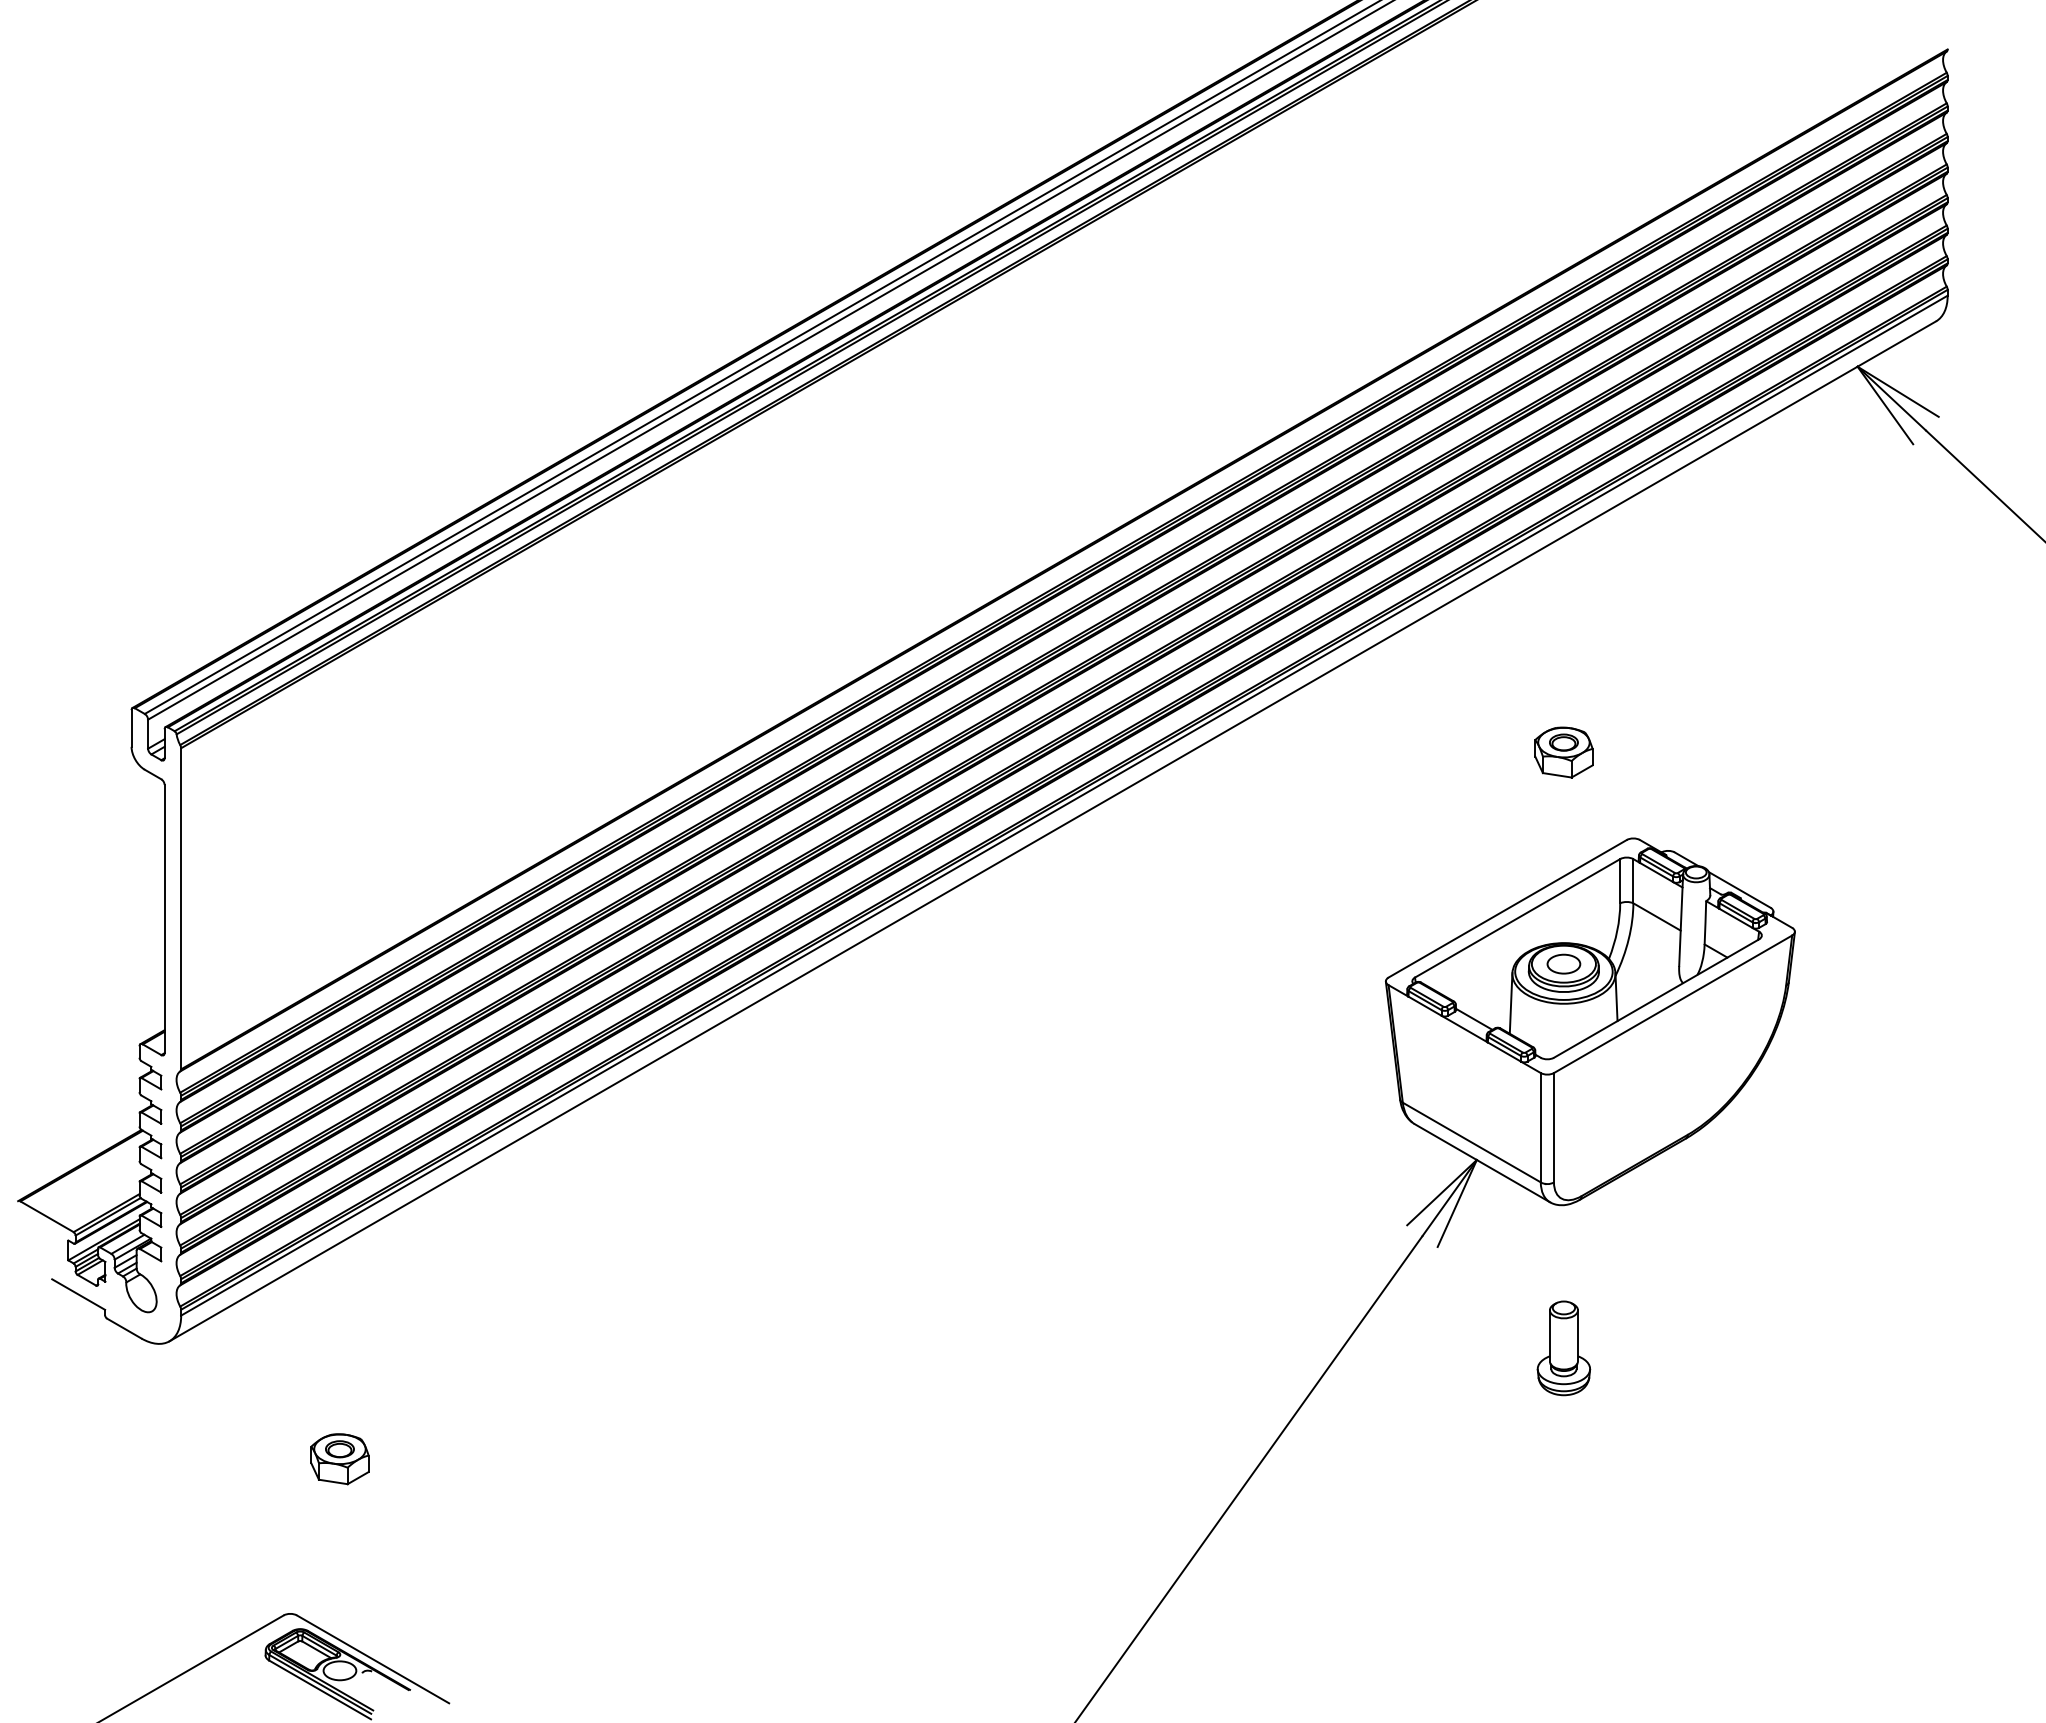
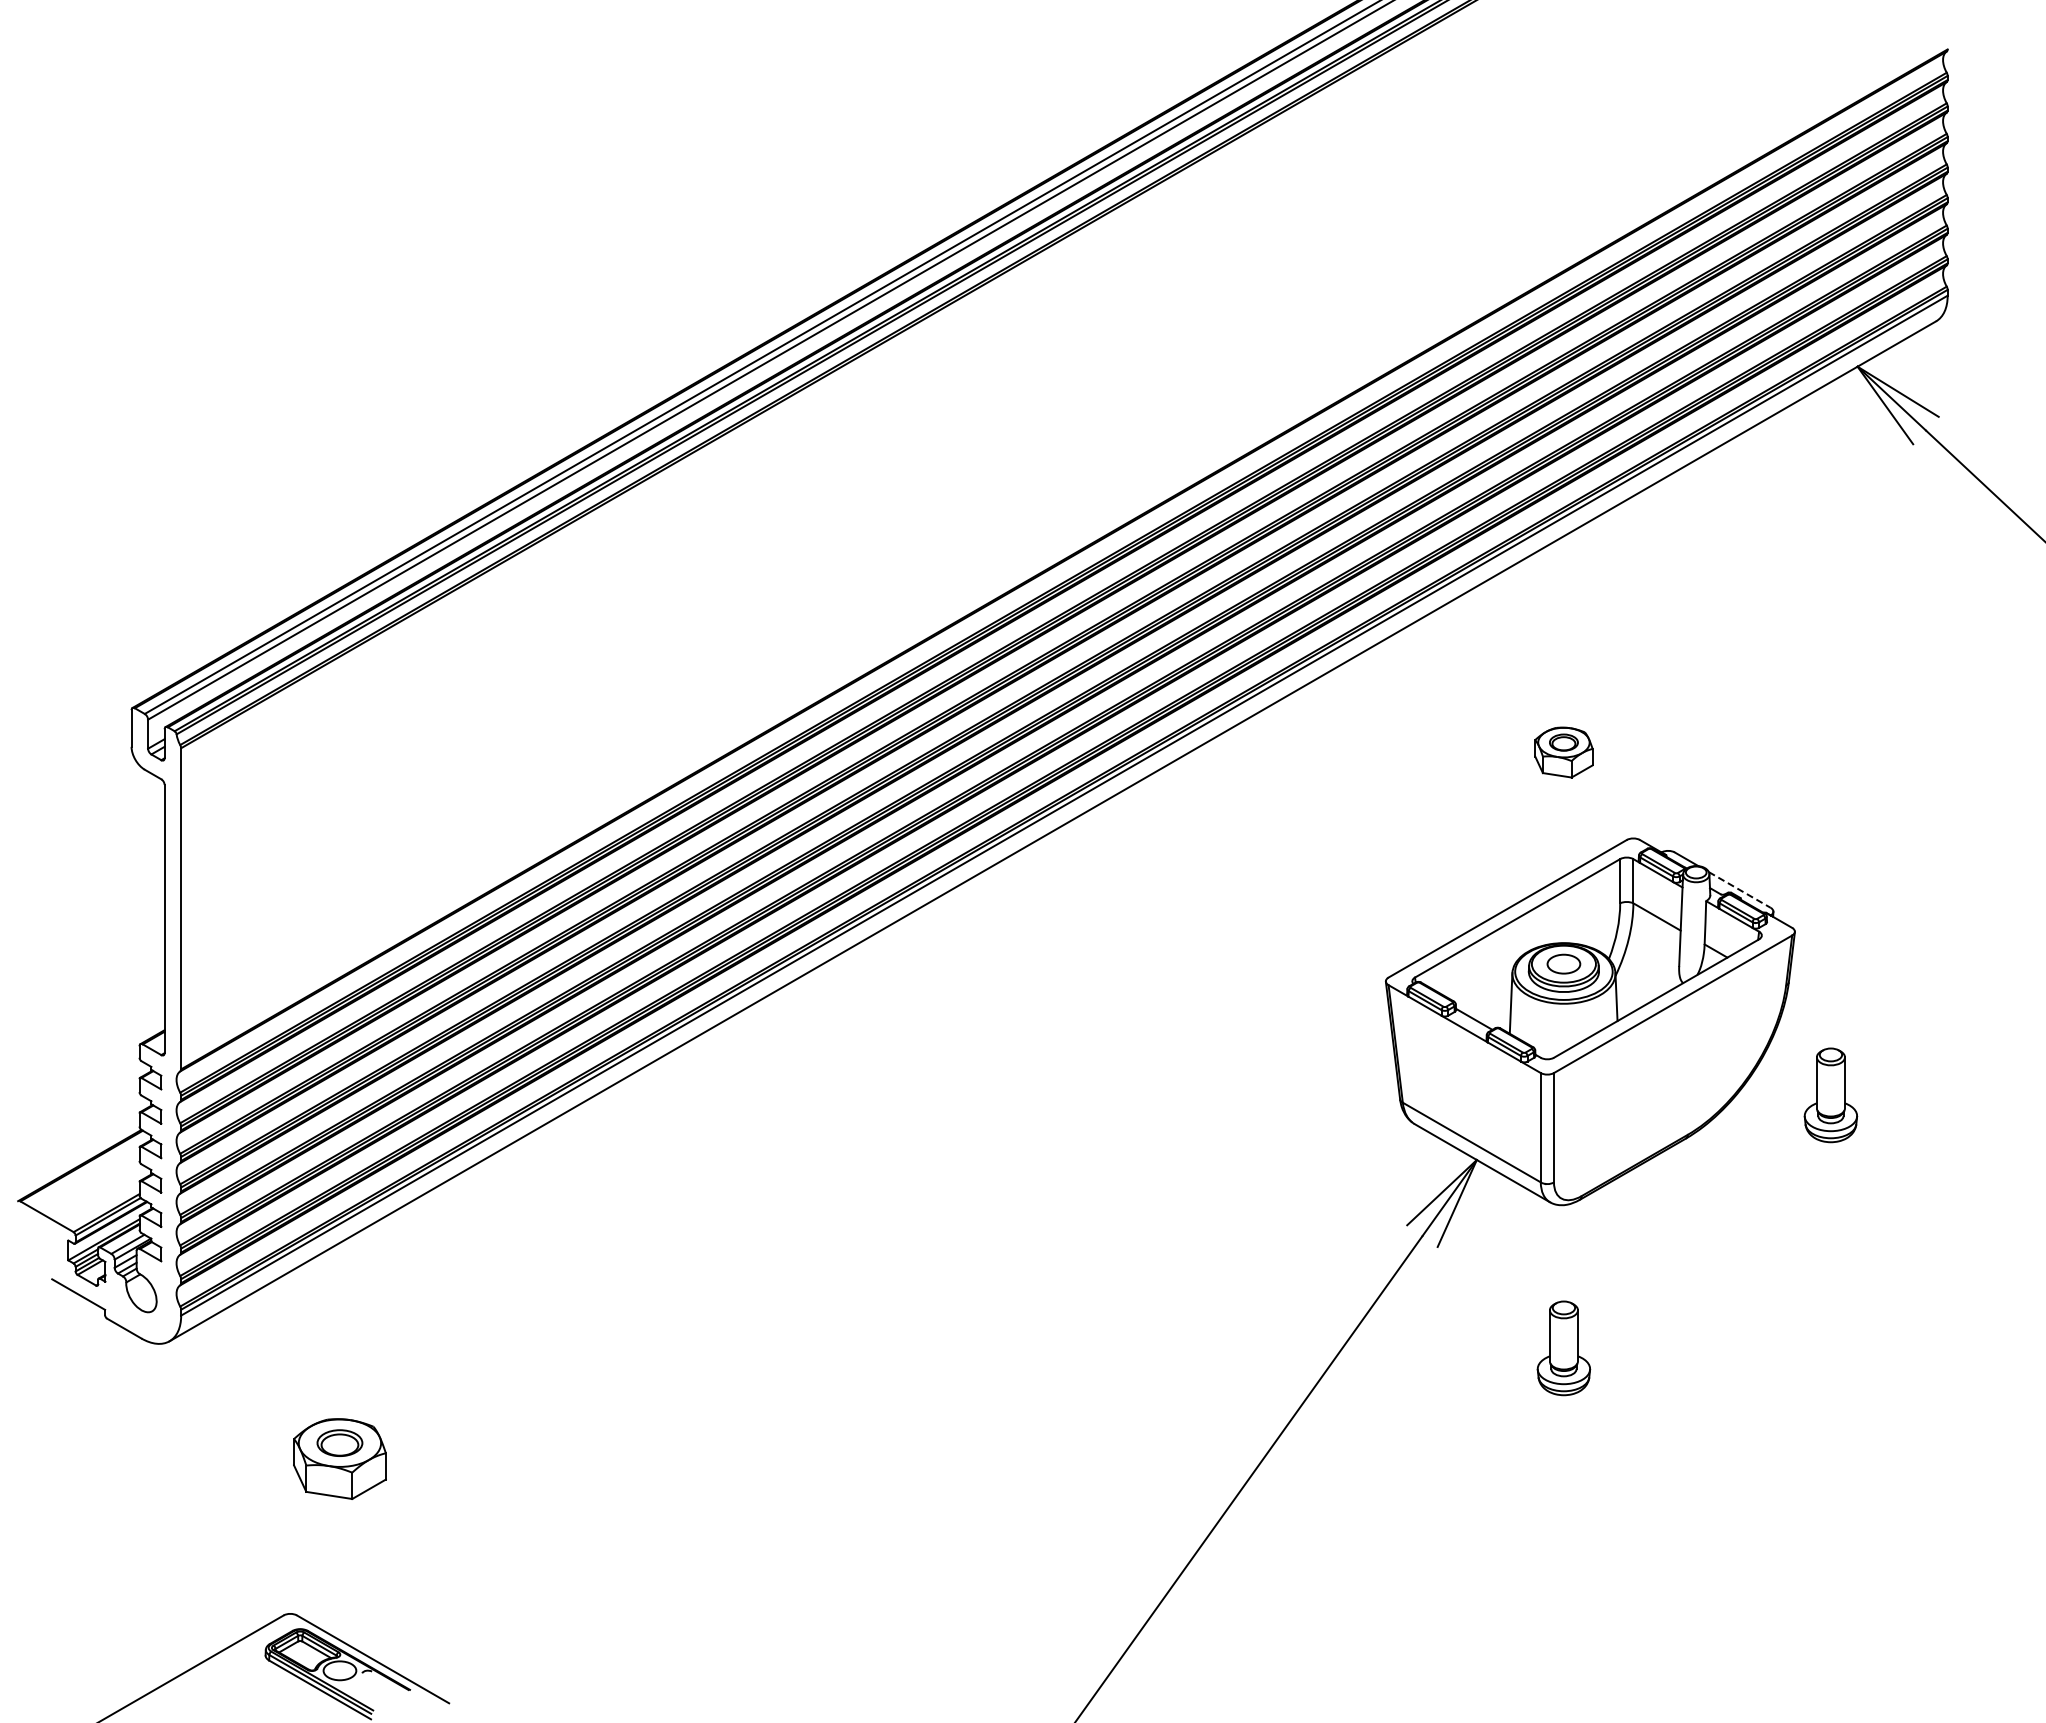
line: solid -> dashed (1739, 889)
part: none -> present (1830, 1095)
part size: 60x53 px -> 94x82 px (339, 1458)
